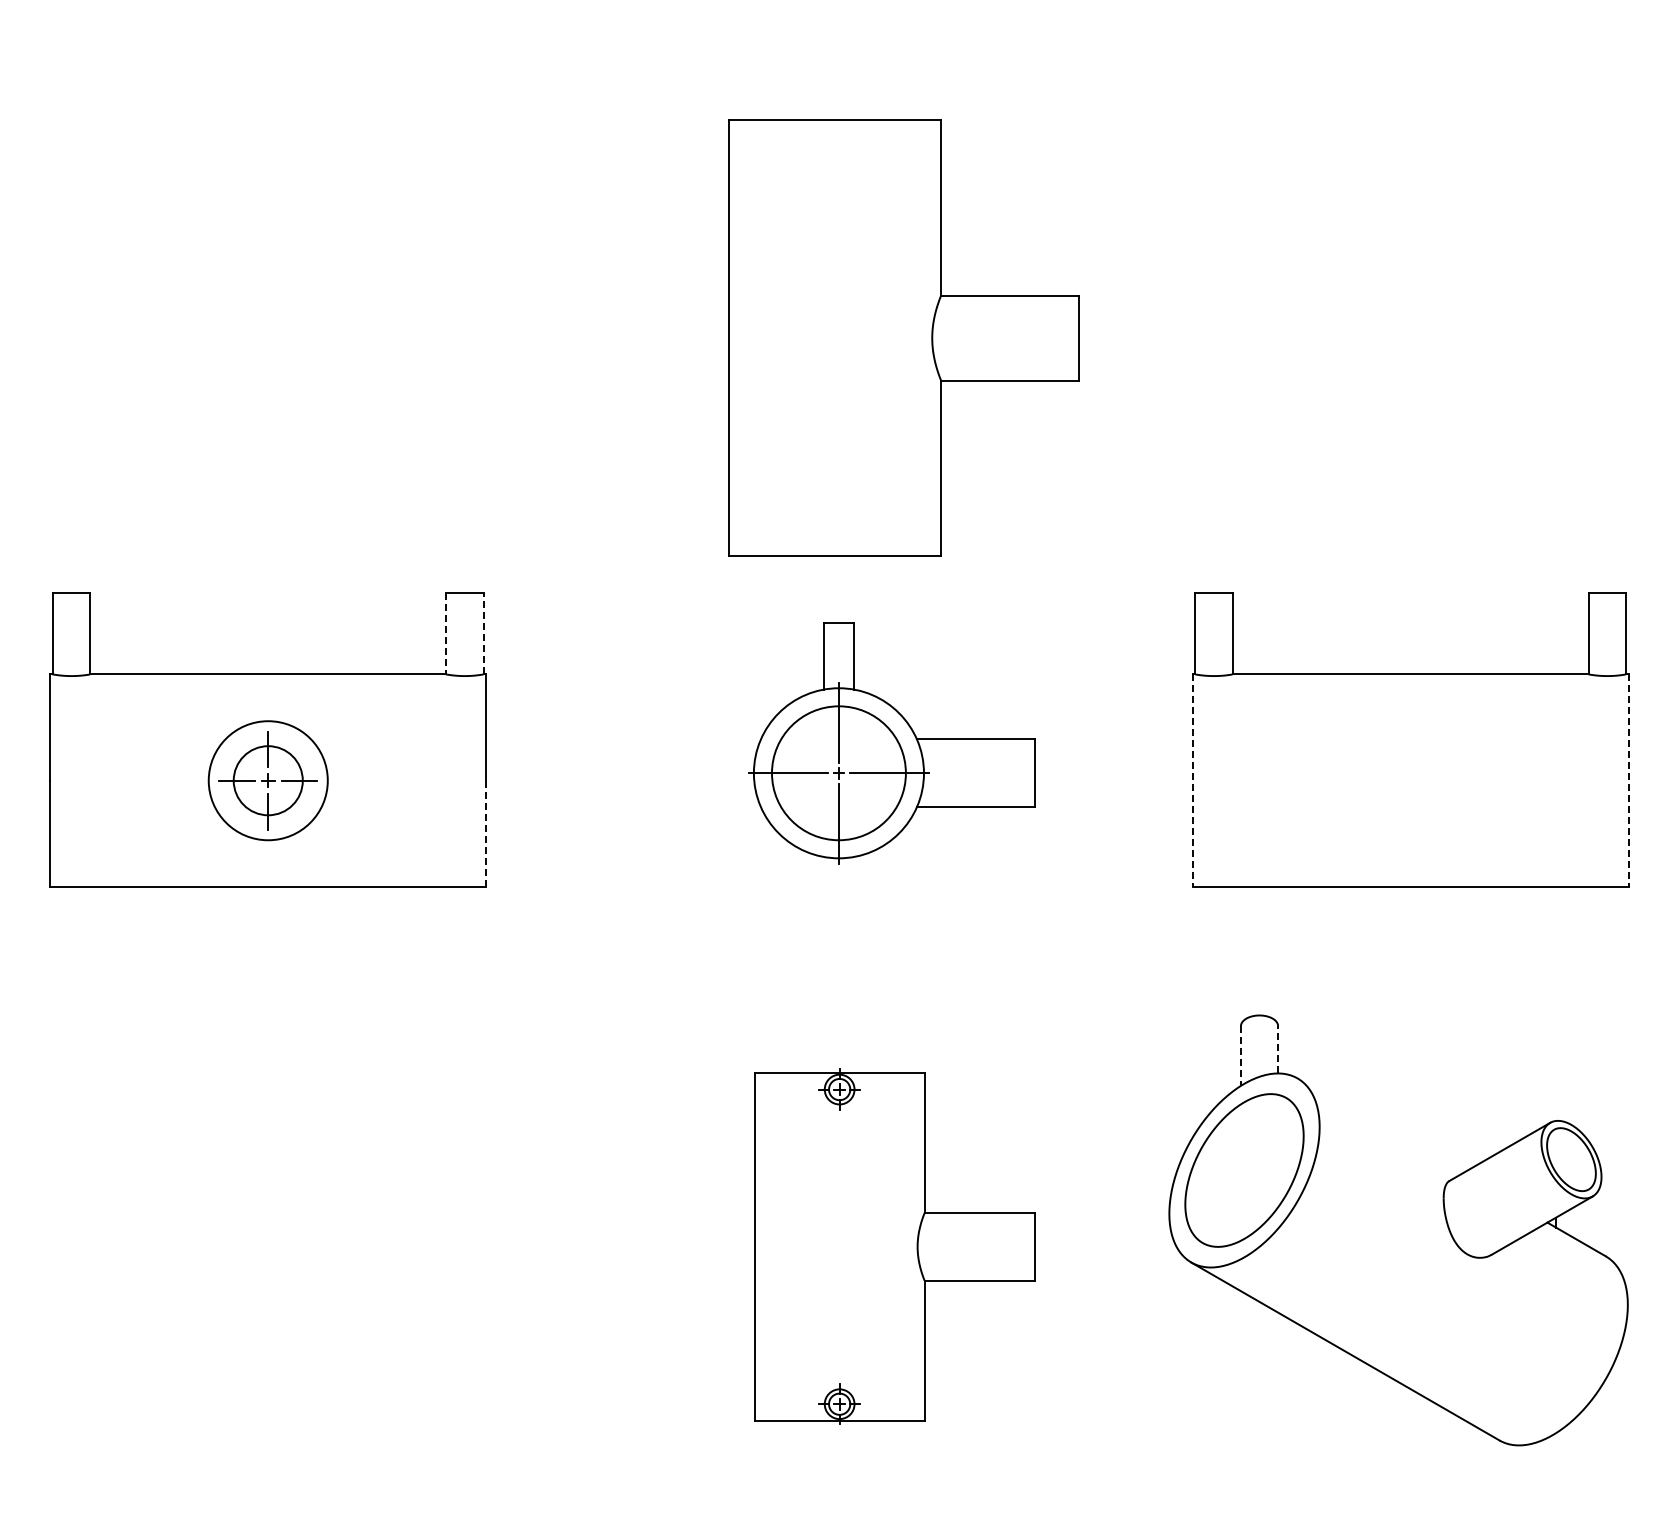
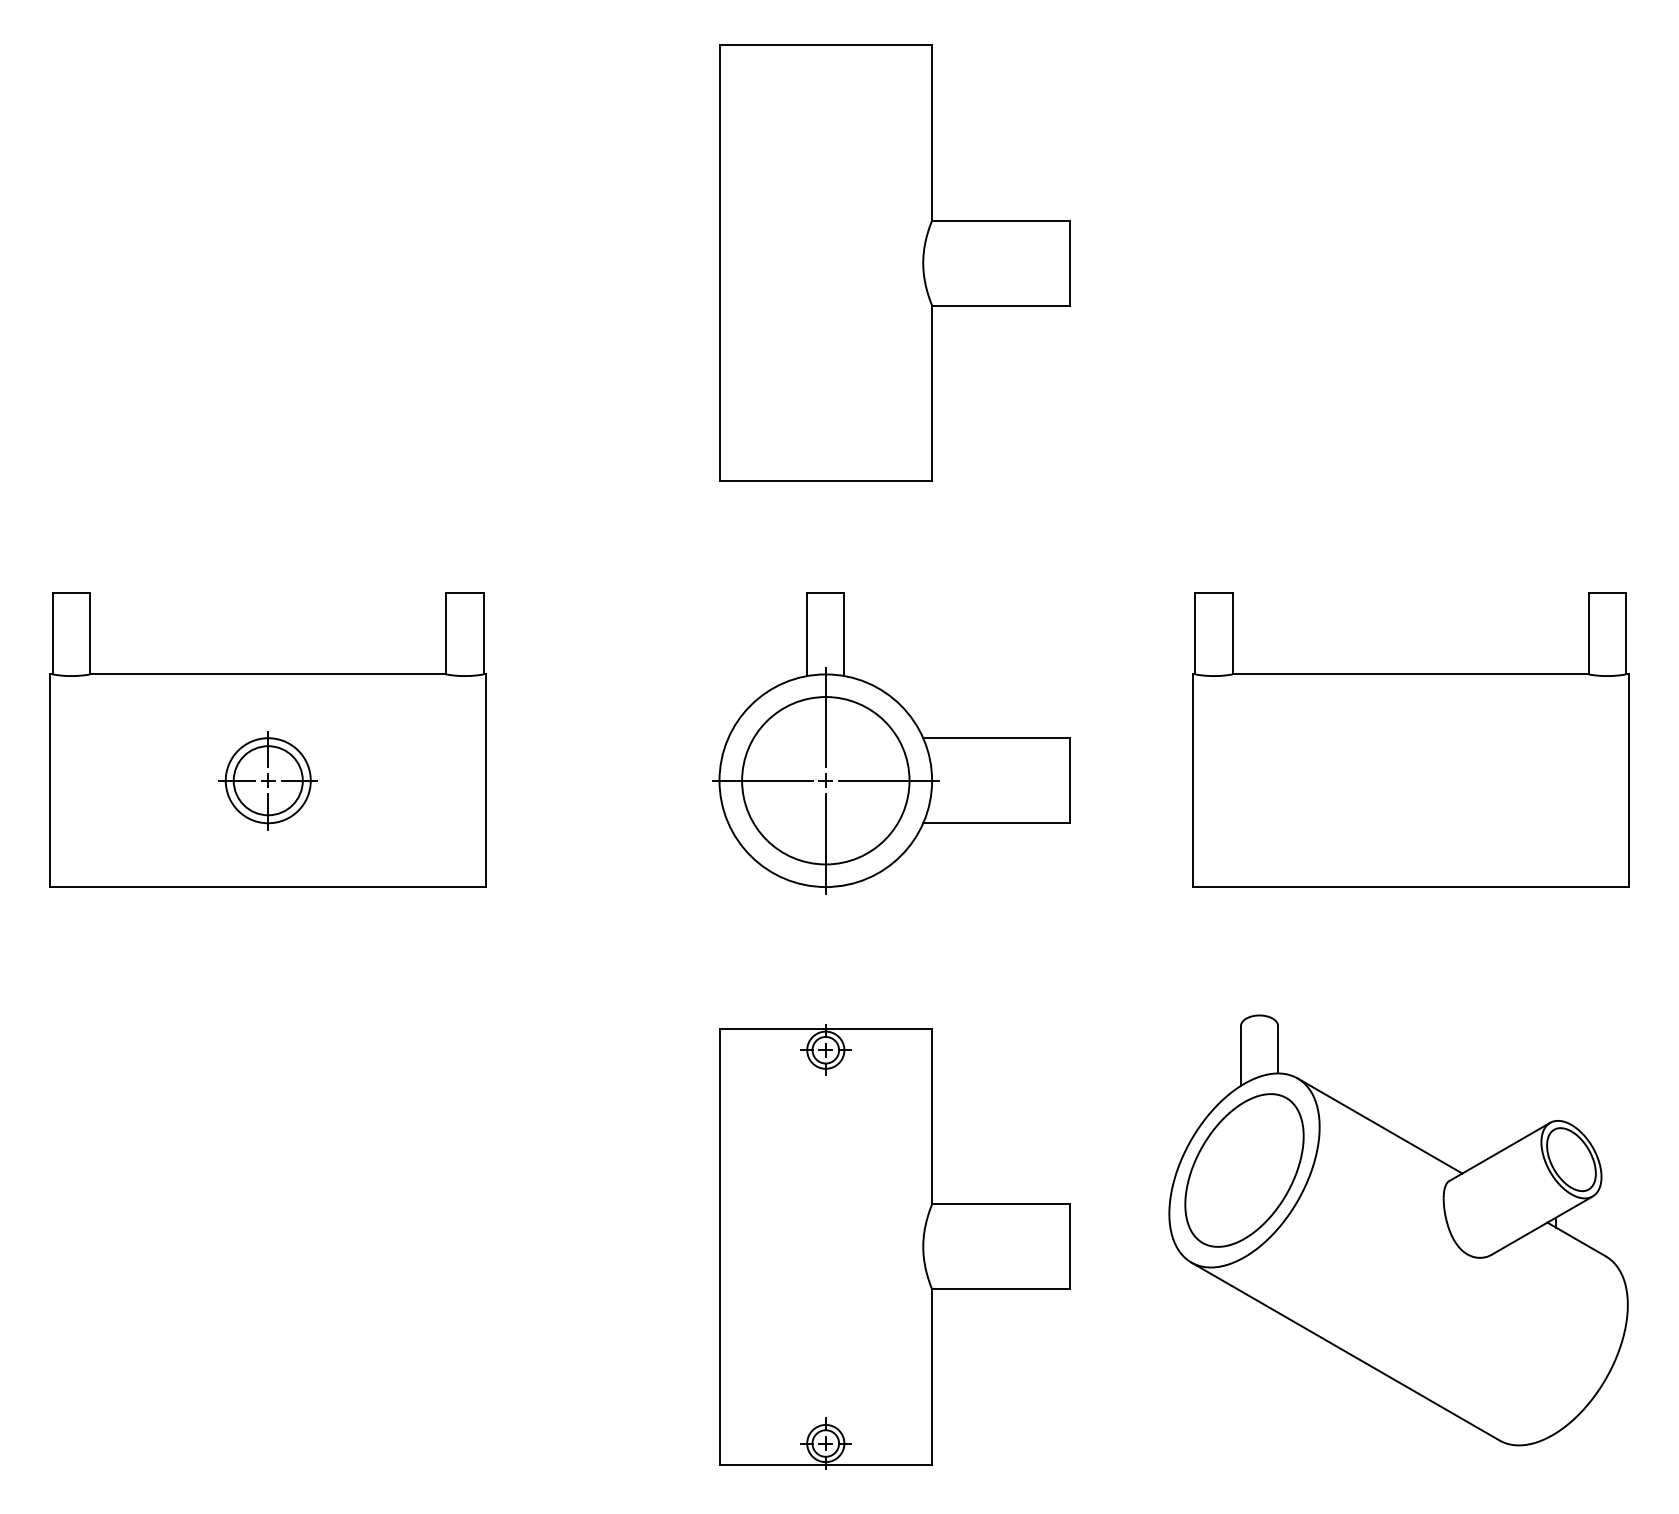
part position: (903, 337) -> (894, 262) (894, 262)
line: dashed -> solid (446, 633)
line: dashed -> solid (483, 633)
part size: 288x243 px -> 359x303 px (891, 743)
circle diameter: 119 px -> 85 px (267, 780)
line: dashed -> solid (1192, 781)
line: dashed -> solid (1628, 781)
line: dashed -> solid (486, 833)
line: dashed -> solid (1278, 1049)
line: dashed -> solid (1240, 1056)
line: none -> present (1379, 1125)
part size: 282x357 px -> 352x446 px (894, 1246)
